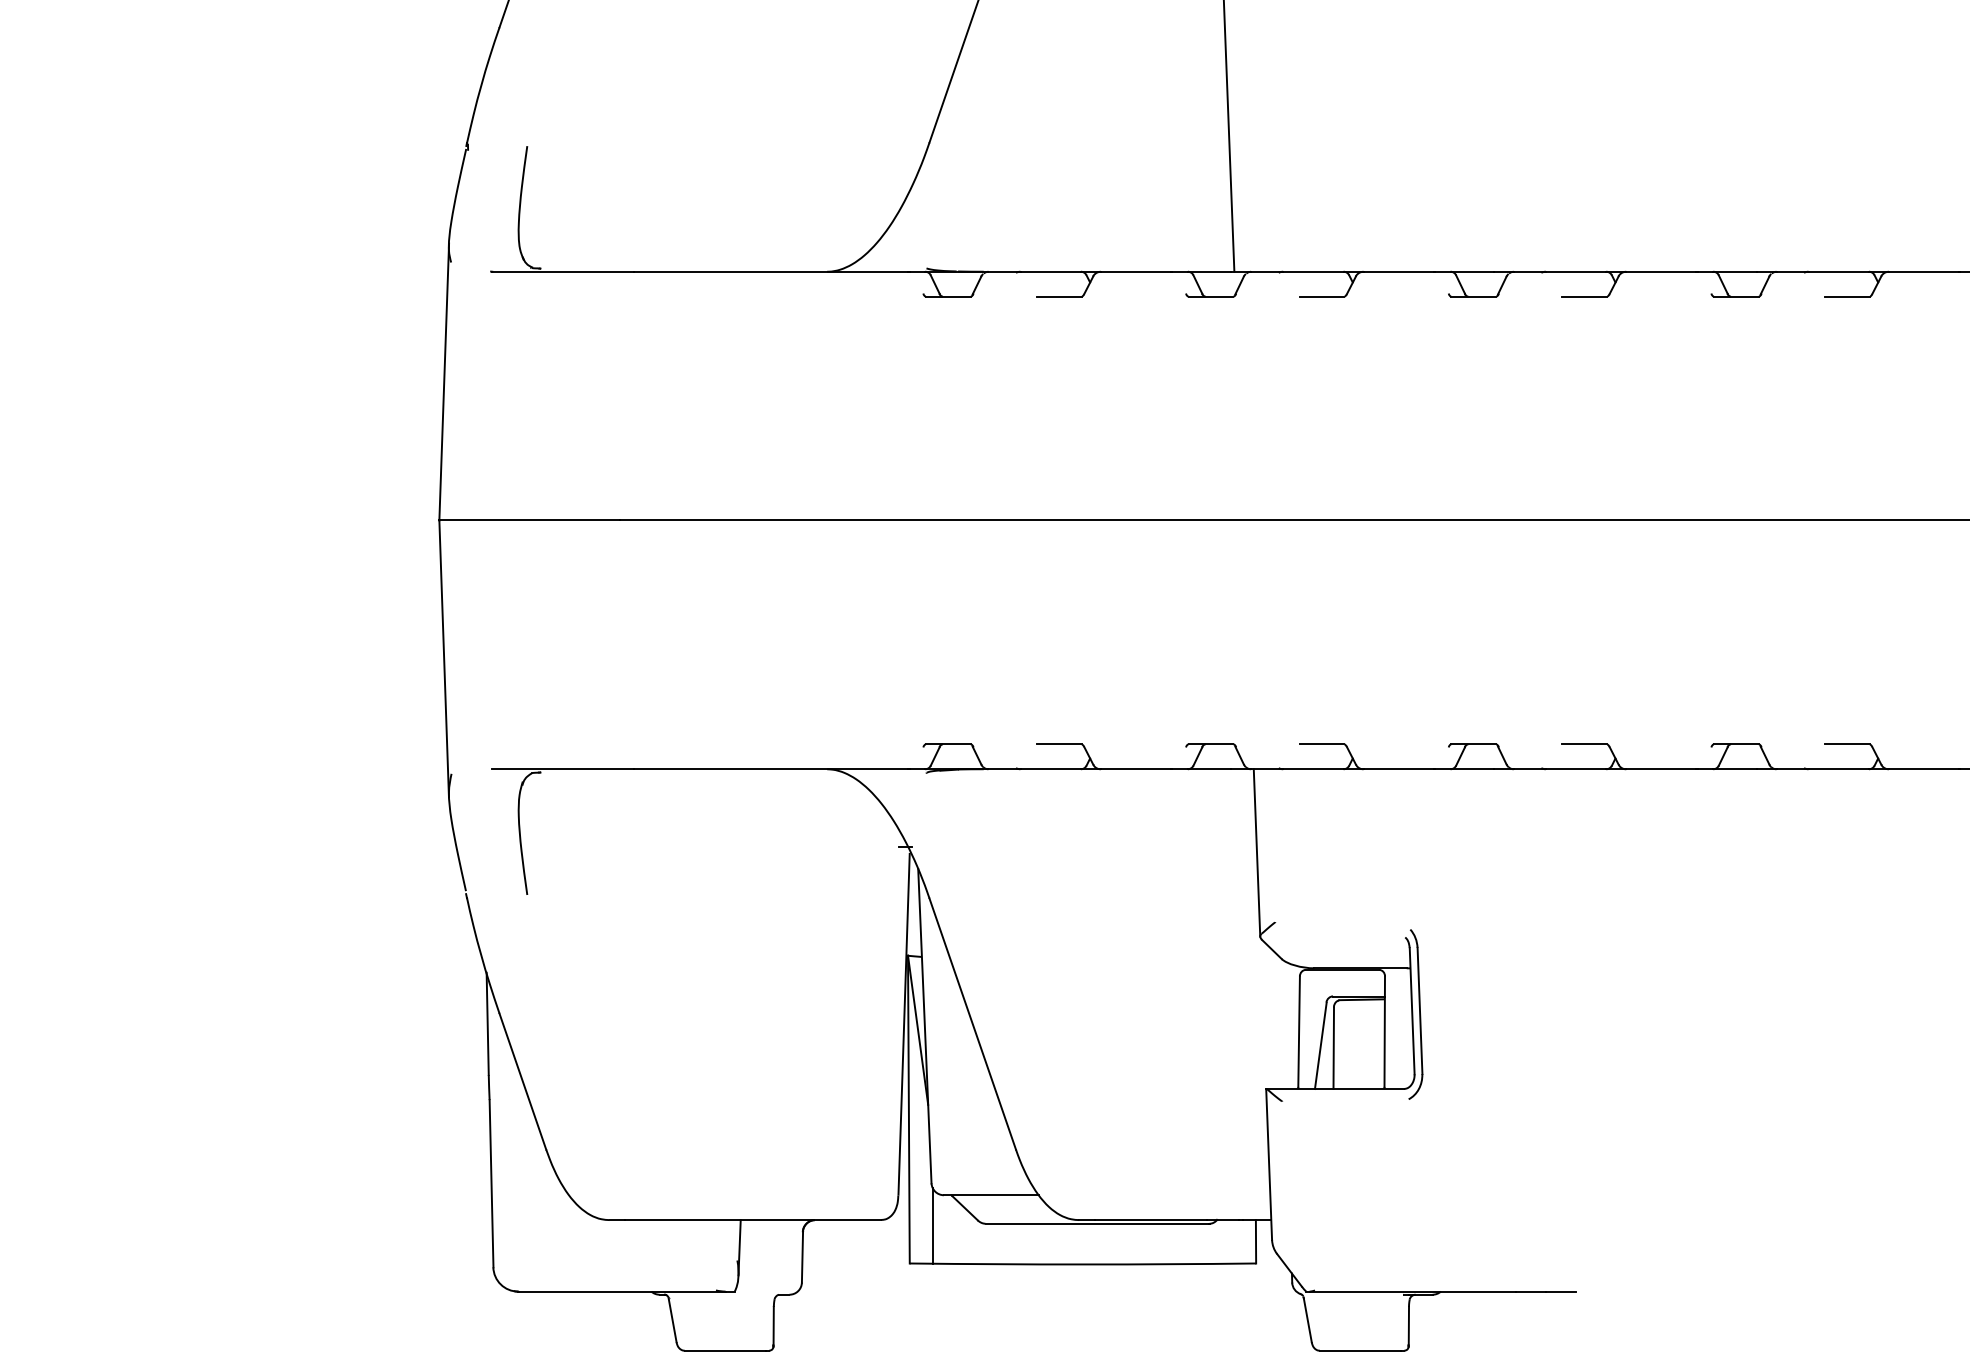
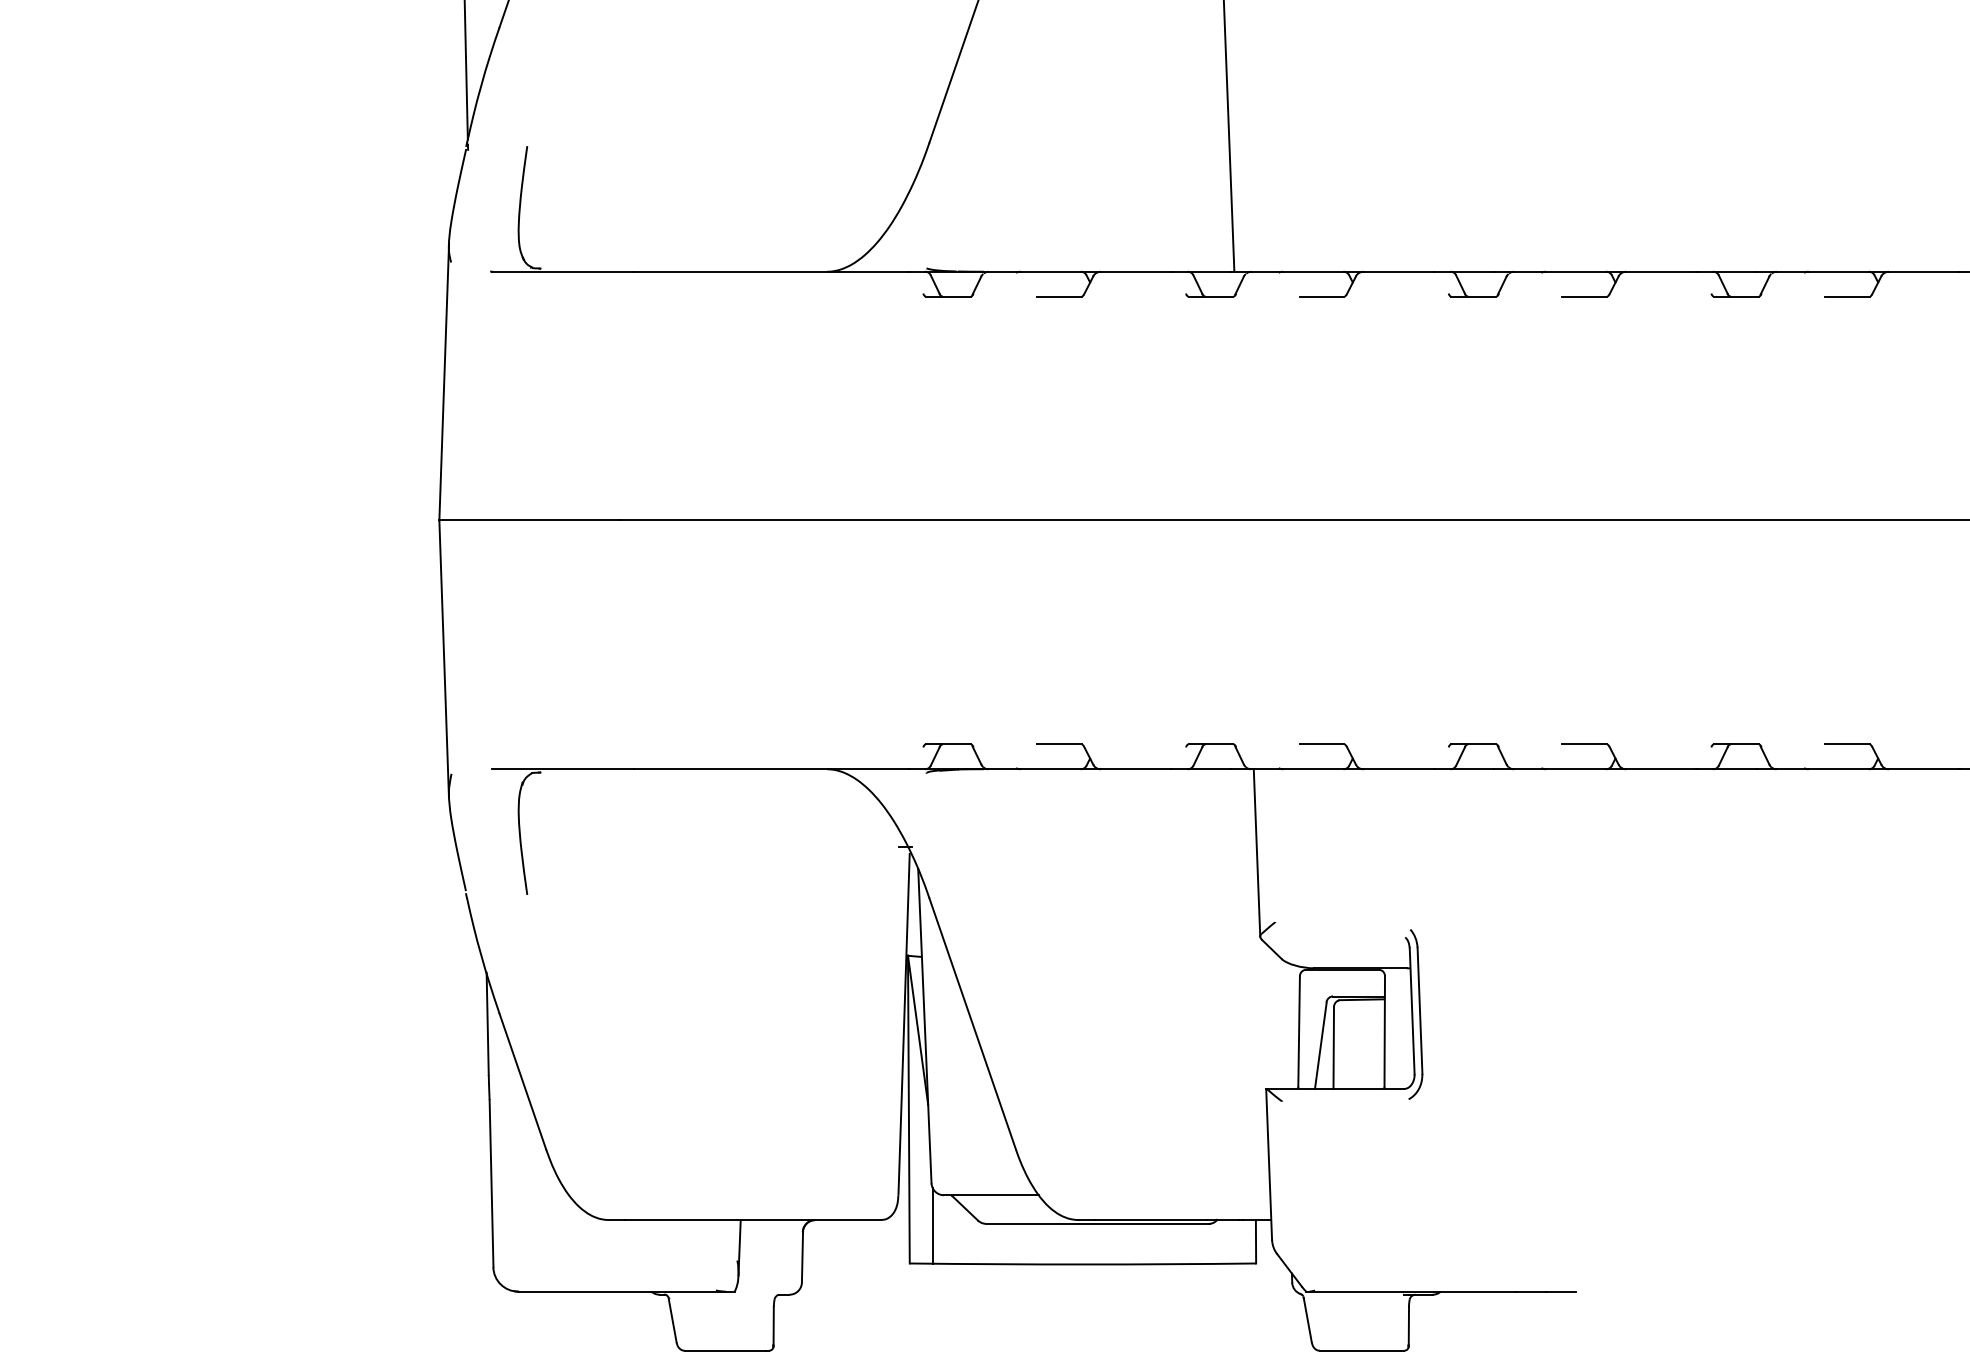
line: none -> present (465, 70)
